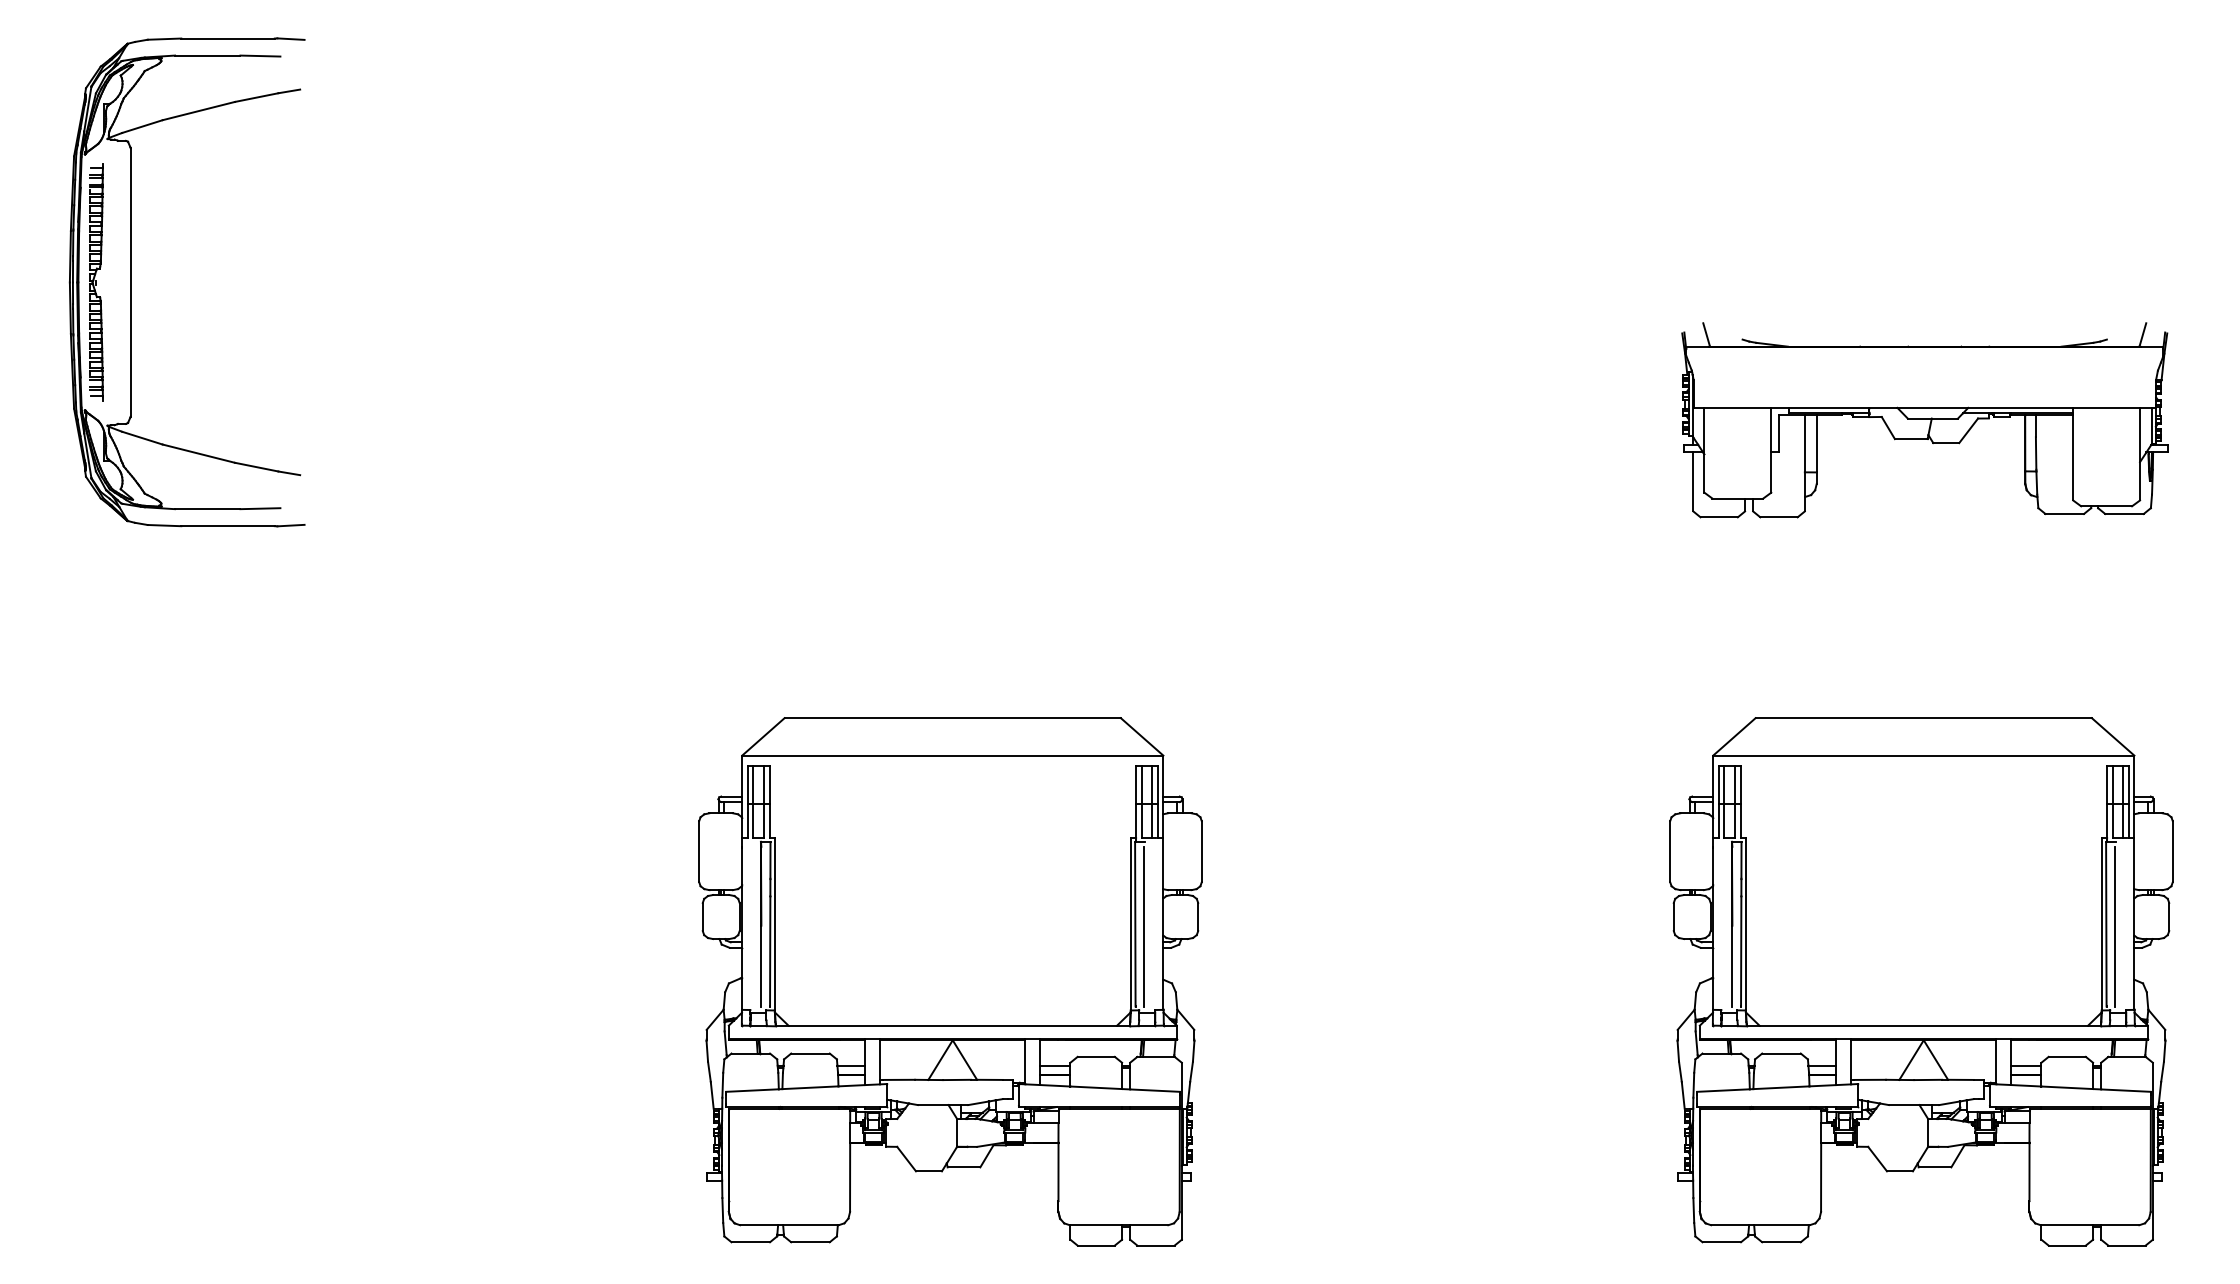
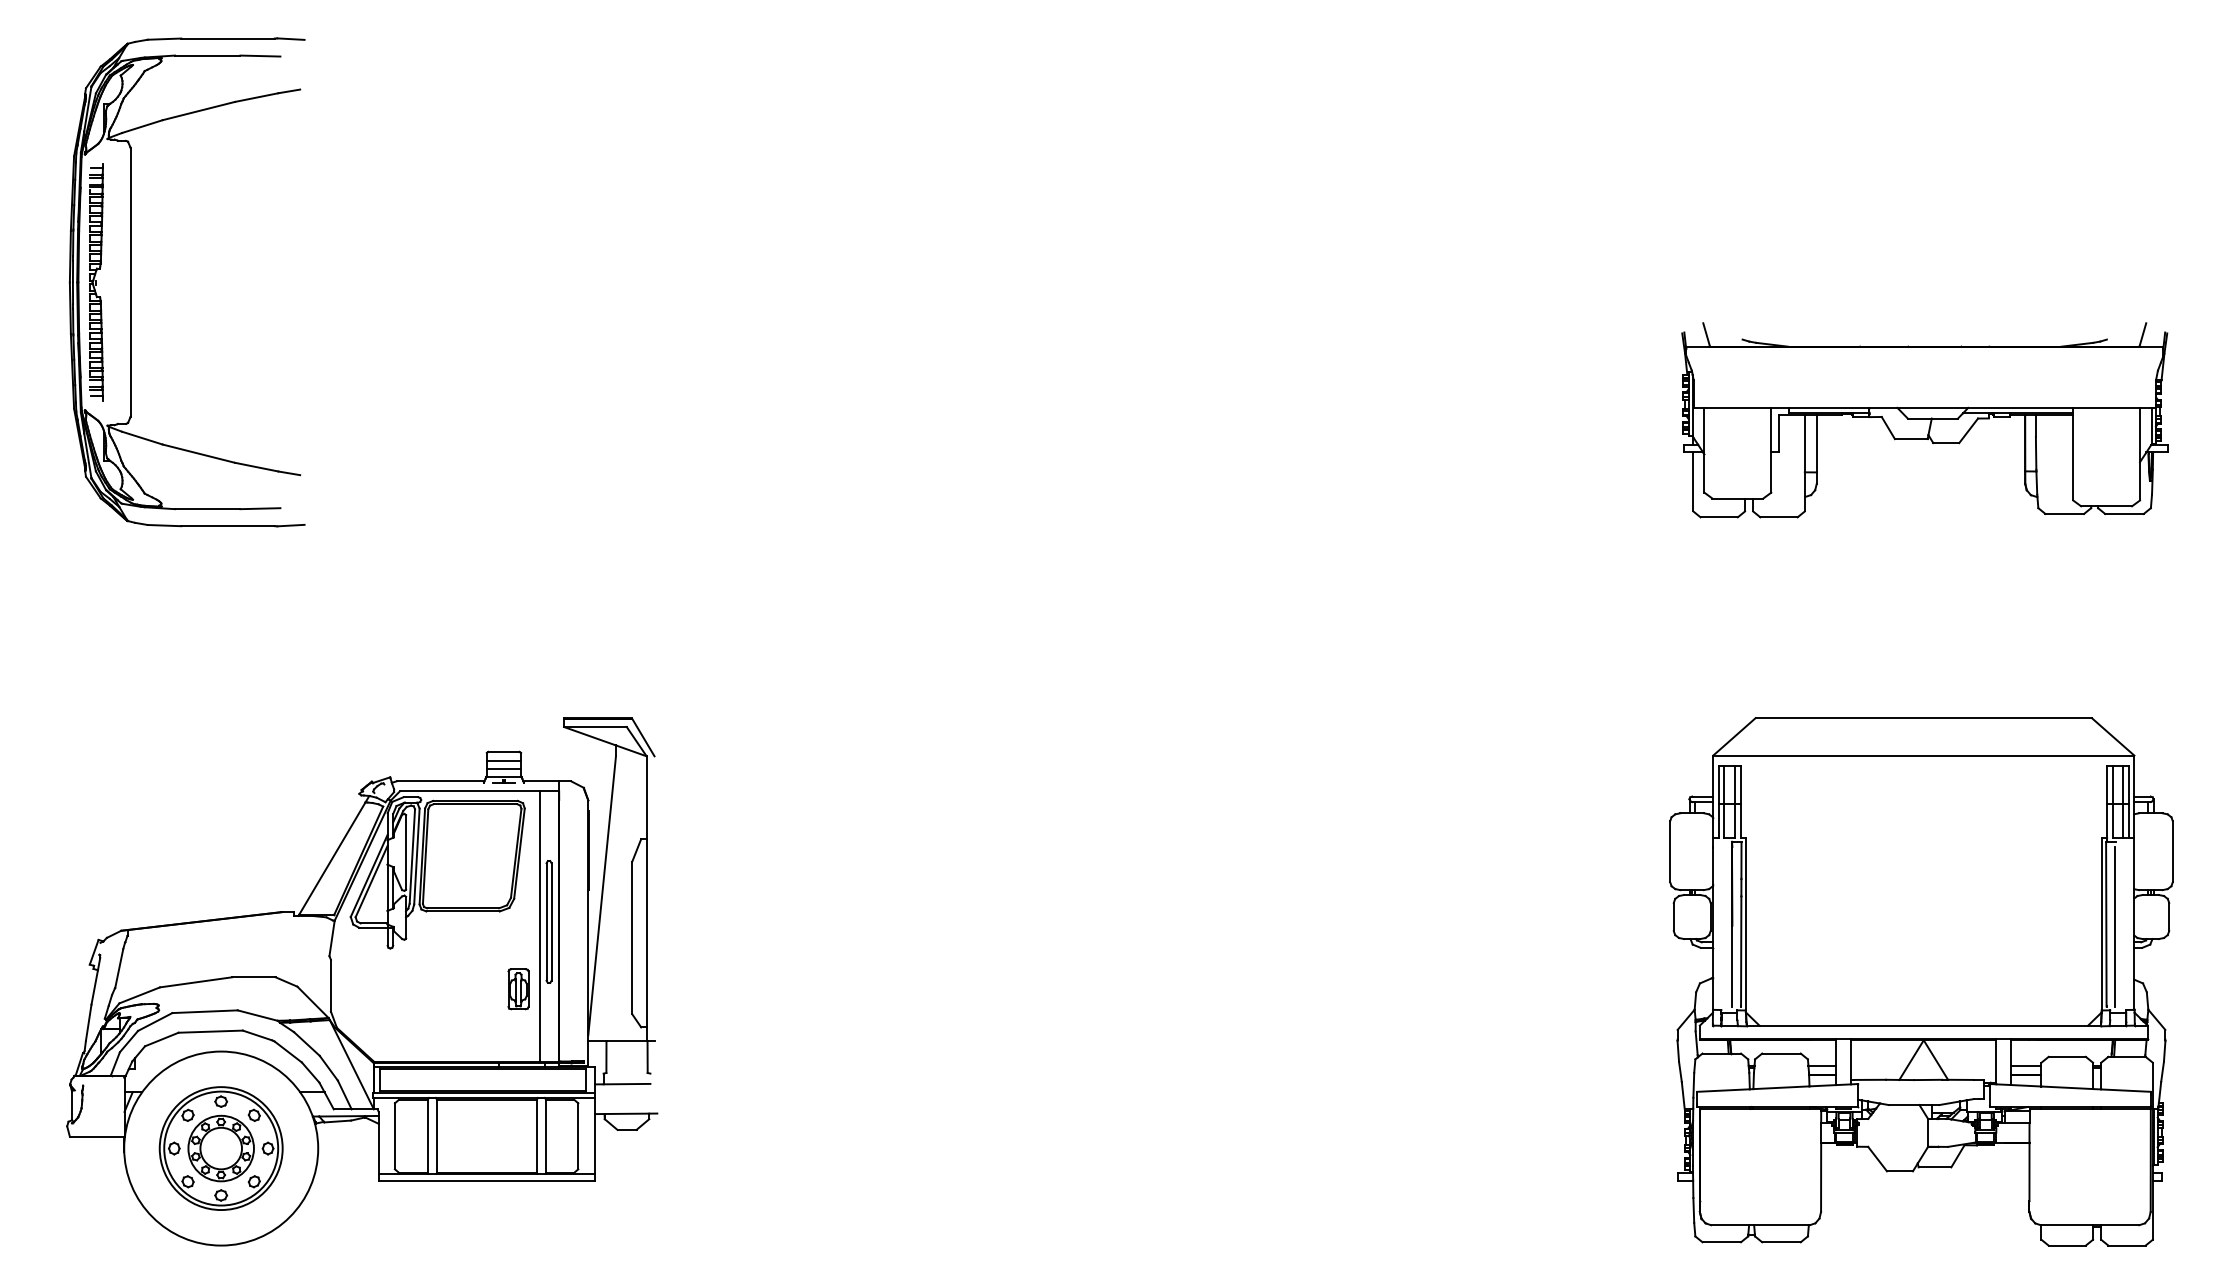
part: none -> present (362, 981)
part: present -> none (950, 981)
